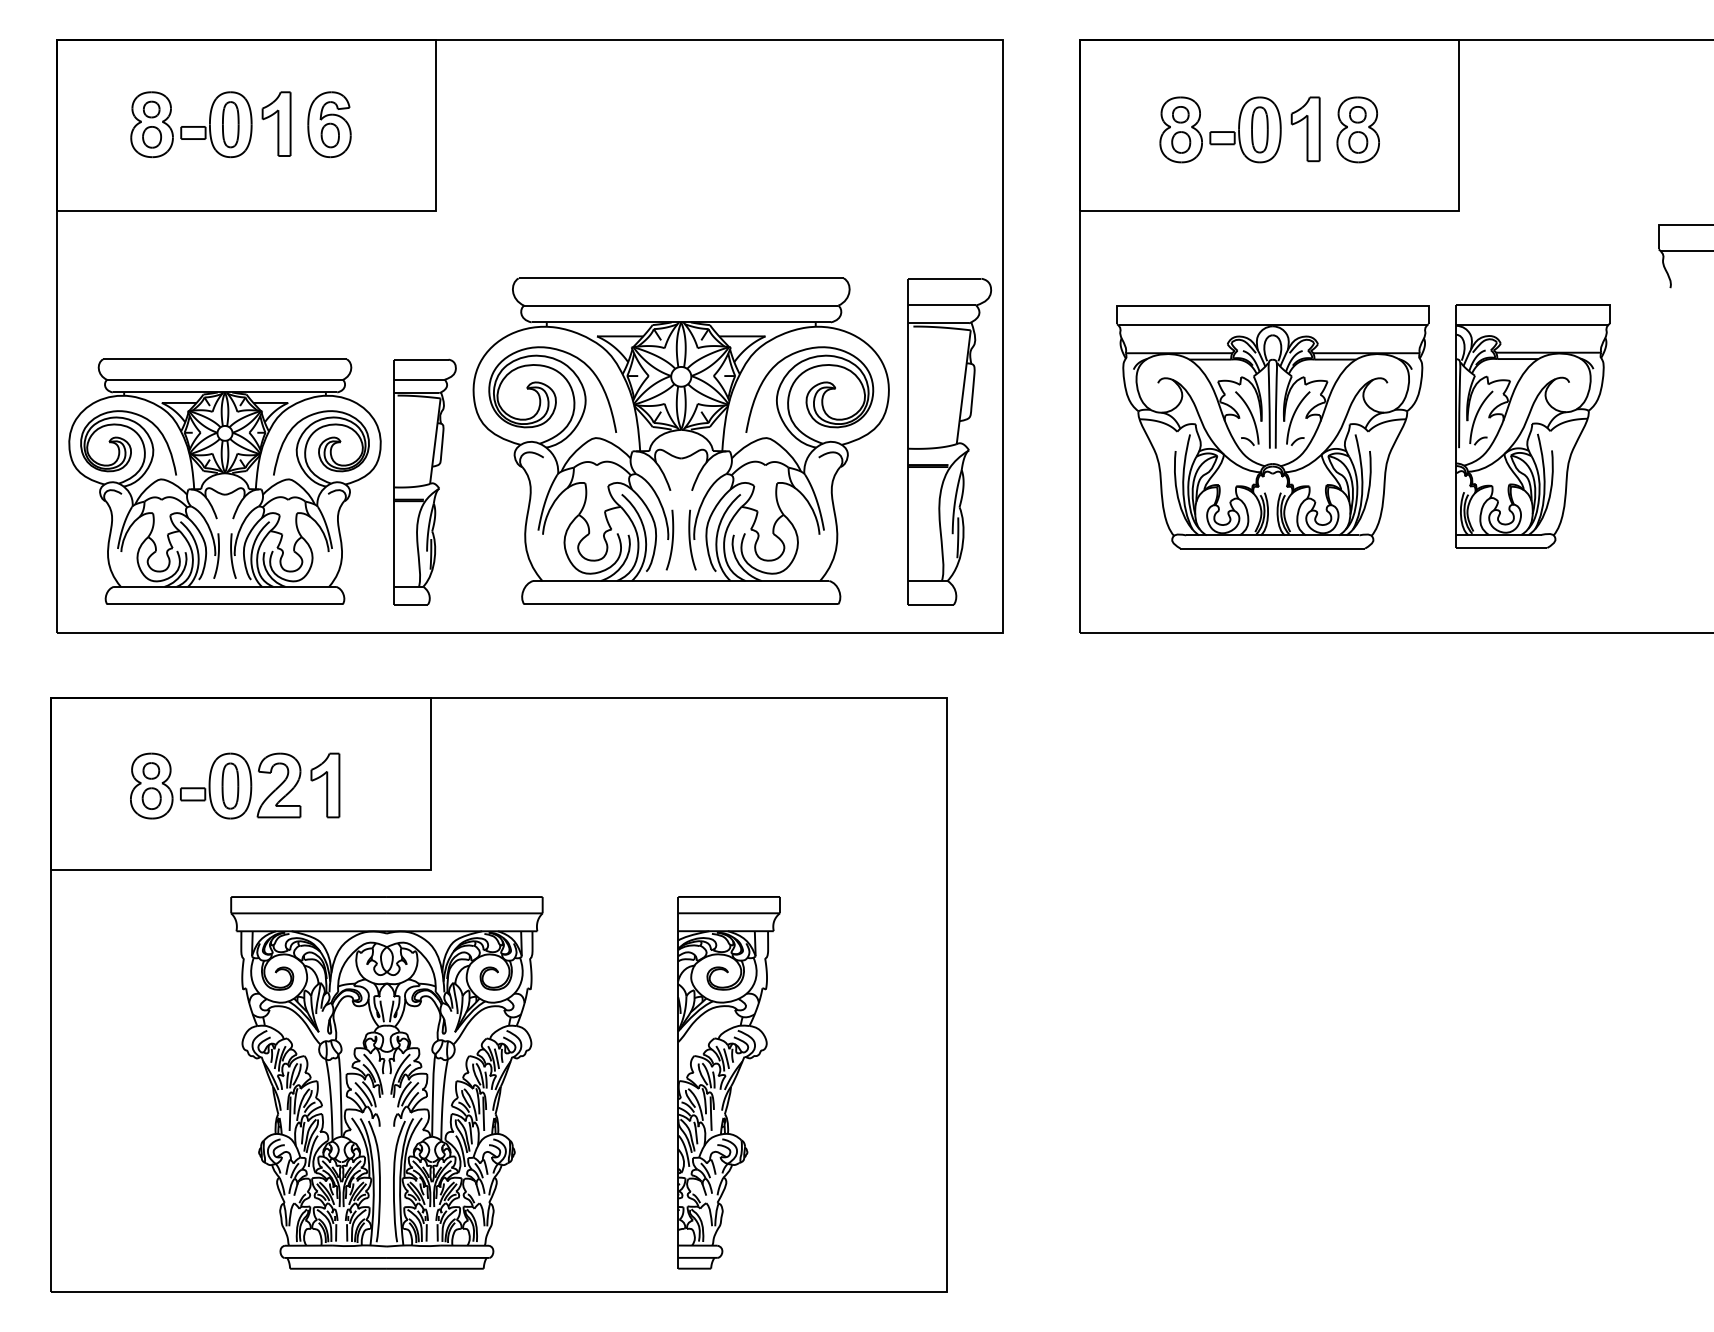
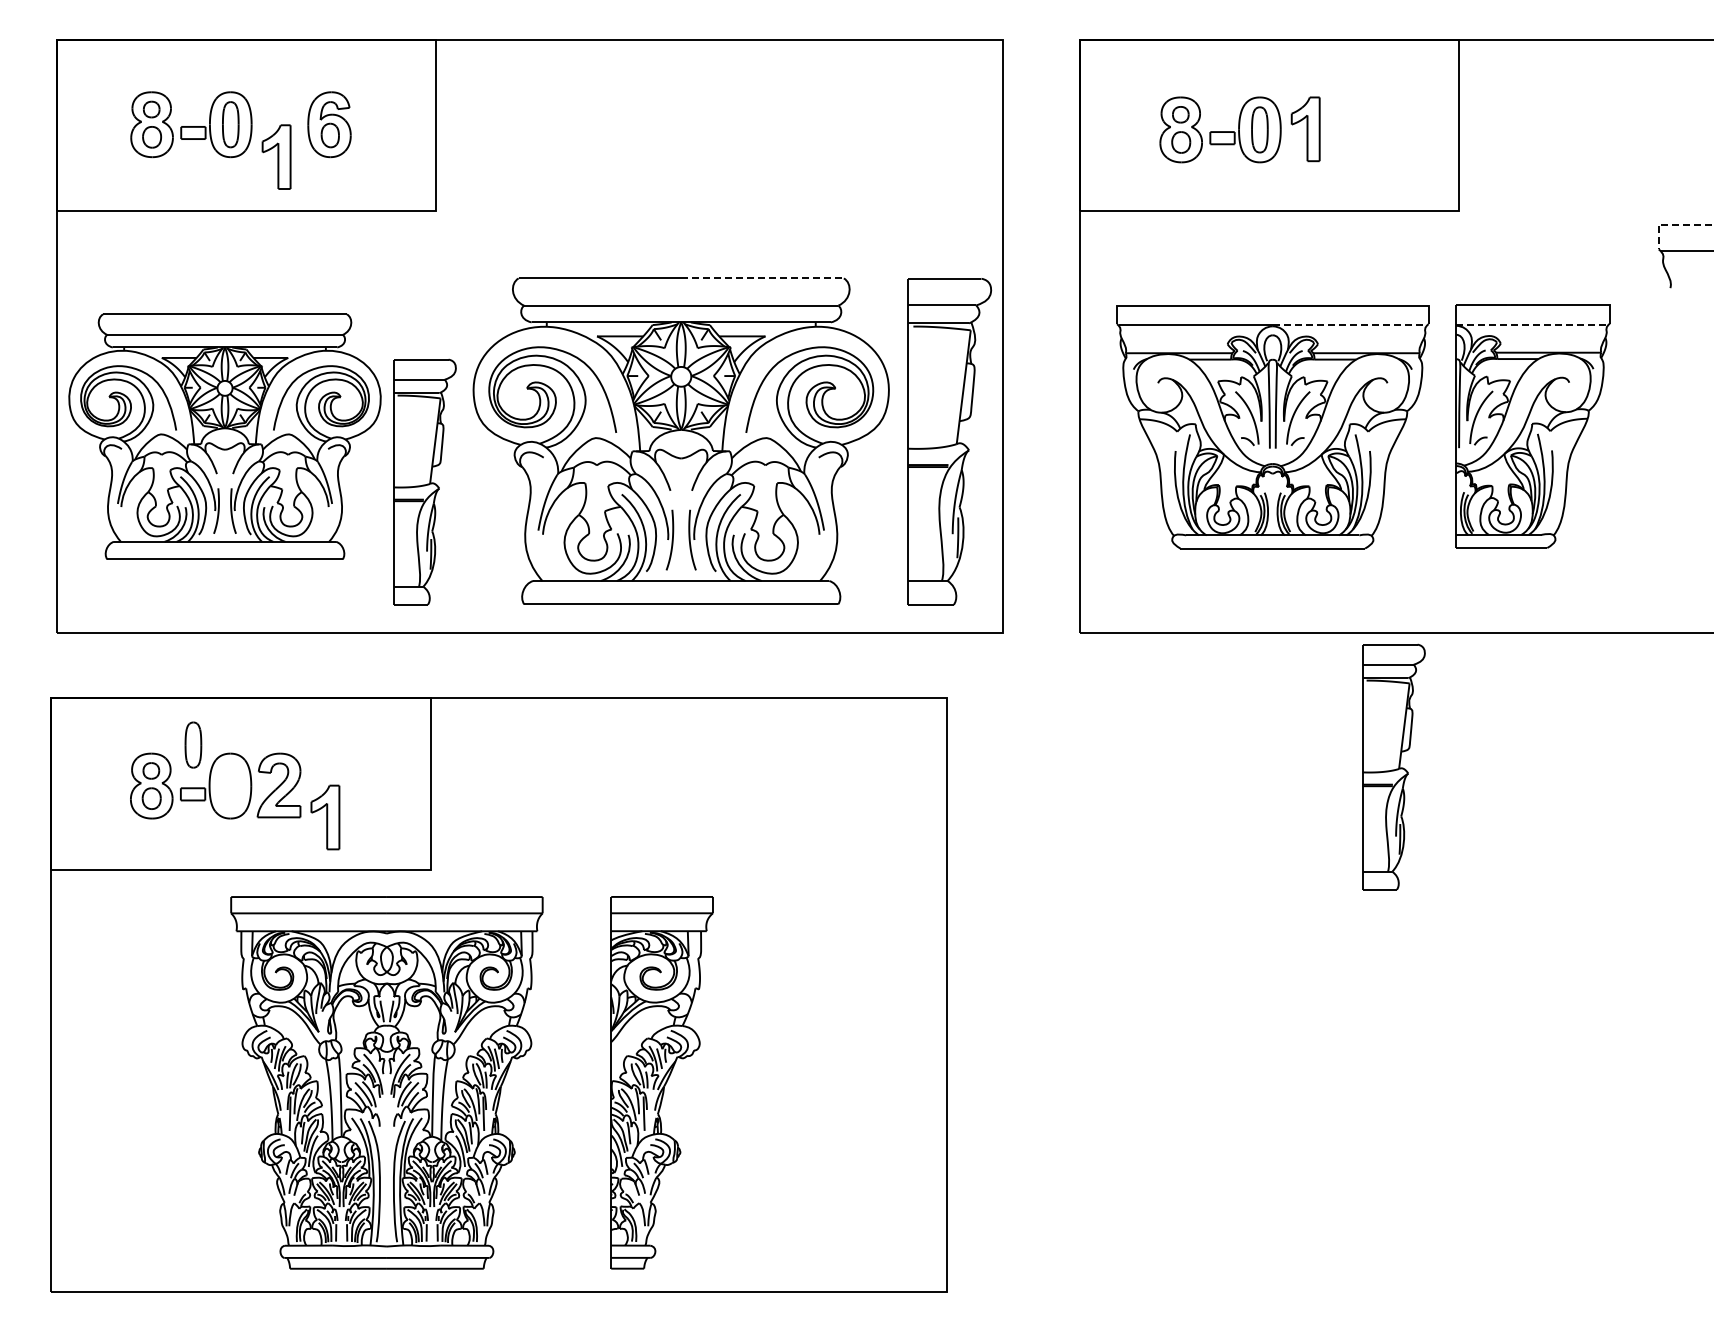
part position: (276, 123) -> (276, 156) (276, 156)
part: present -> none (1357, 129)
line: solid -> dashed (1672, 224)
line: solid -> dashed (763, 278)
line: solid -> dashed (1532, 324)
line: solid -> dashed (1349, 325)
part position: (224, 481) -> (224, 436) (224, 436)
part: none -> present (1393, 766)
part position: (230, 785) -> (193, 744) (193, 744)
part position: (325, 785) -> (325, 817) (325, 817)
part position: (728, 1082) -> (661, 1082) (661, 1082)
